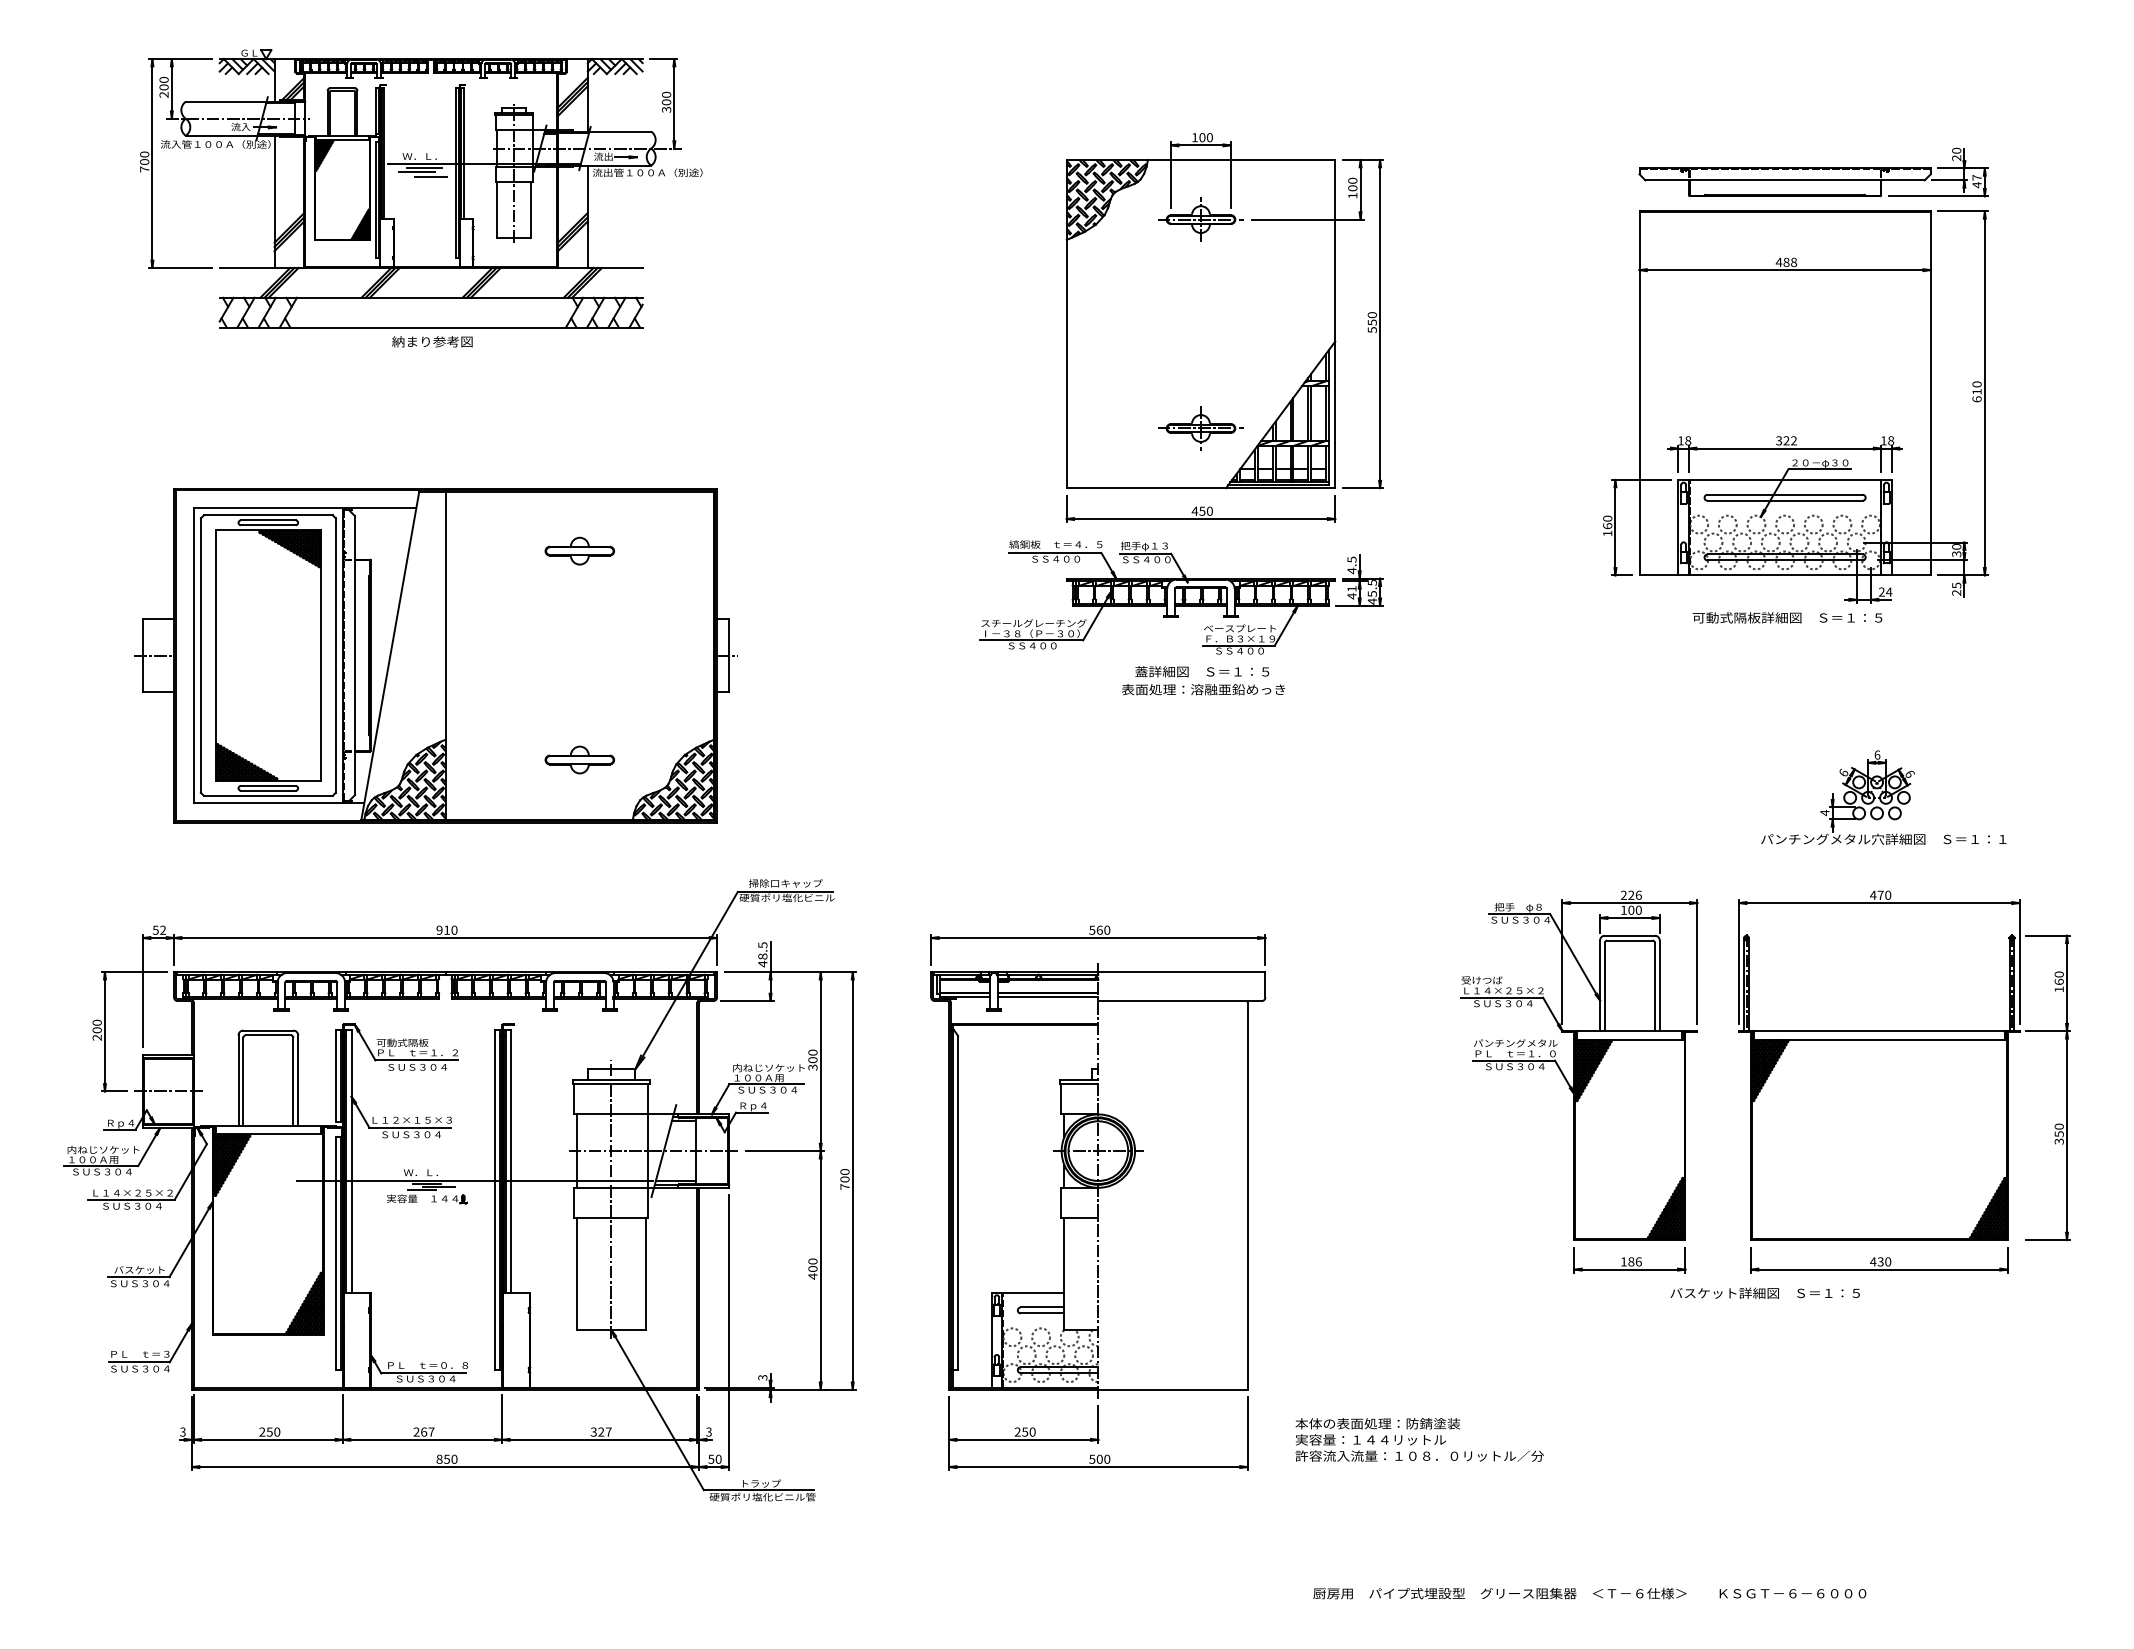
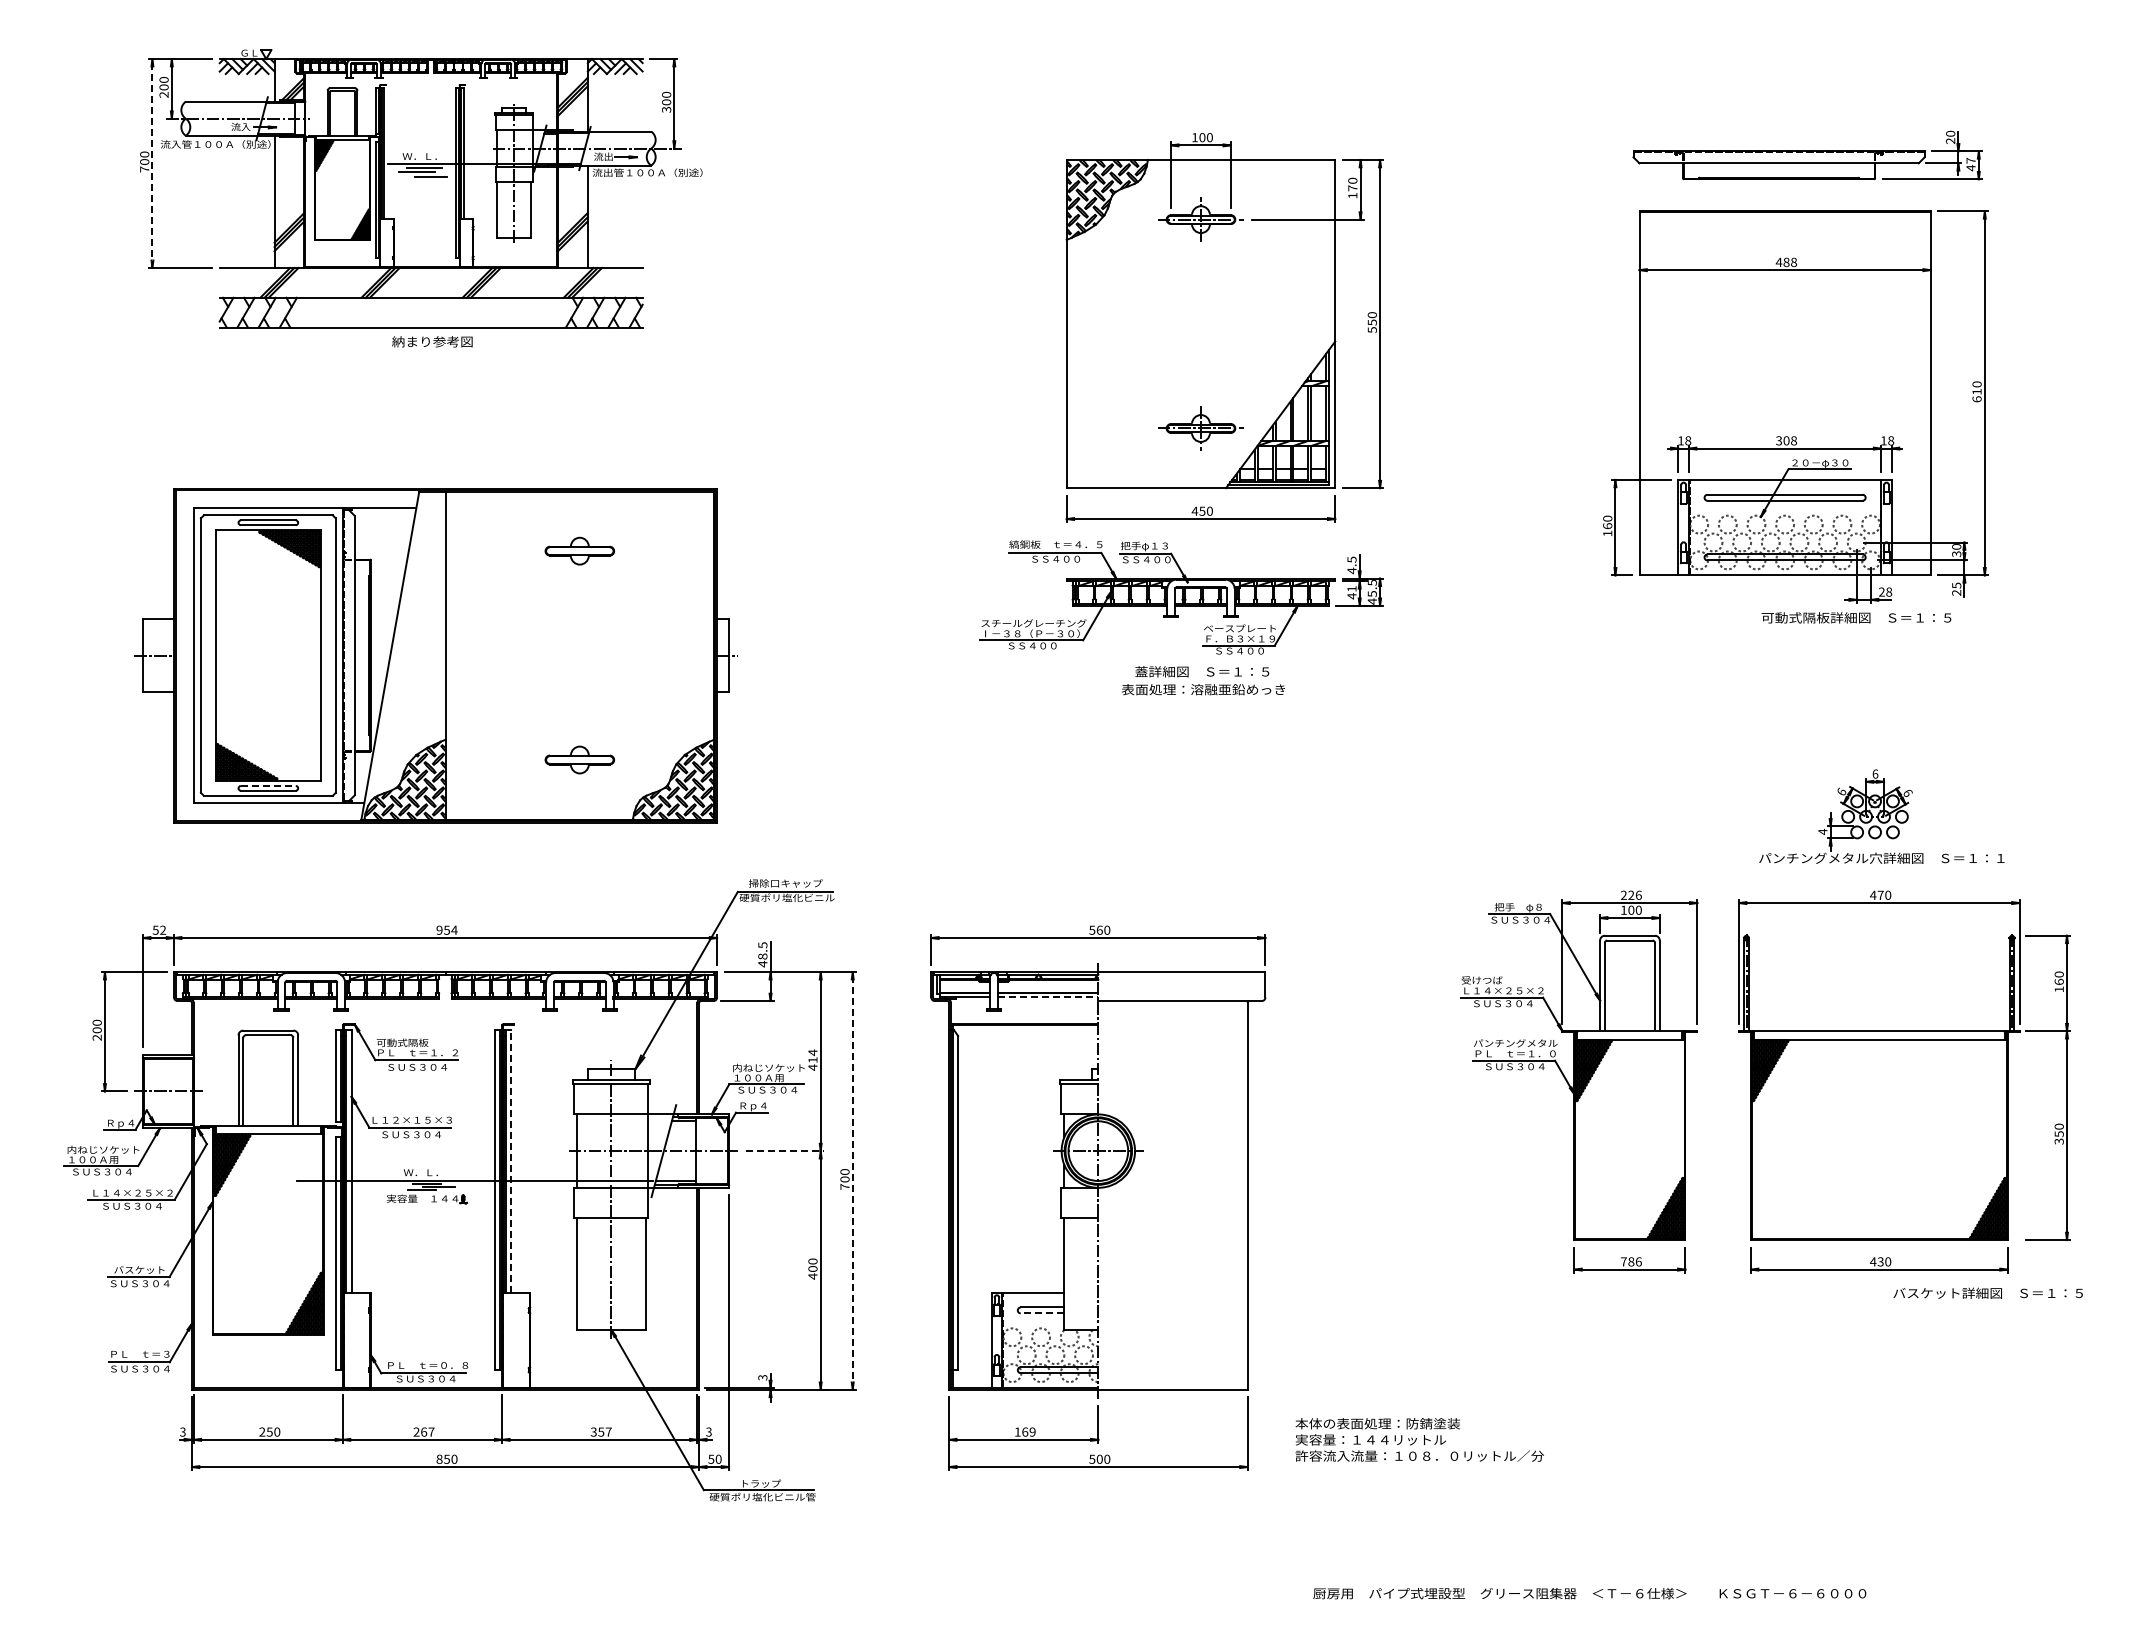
line: solid -> dashed (152, 163)
part position: (1813, 172) -> (1807, 155) (1807, 155)
text: 100 -> 170 (1352, 188)
text: 322 -> 308 (1790, 440)
text: 24 -> 28 (1889, 591)
text position: (1787, 617) -> (1856, 617) (1856, 617)
line: solid -> dashed (268, 785)
part position: (1883, 797) -> (1881, 816) (1881, 816)
text: 910 -> 954 (450, 929)
line: solid -> dashed (1048, 997)
text: 300 -> 414 (812, 1059)
line: solid -> dashed (784, 1151)
line: solid -> dashed (510, 1160)
line: solid -> dashed (852, 1180)
text: 186 -> 786 (1623, 1261)
text position: (1764, 1292) -> (1987, 1292) (1987, 1292)
line: solid -> dashed (1042, 1313)
text: 327 -> 357 (601, 1431)
text: 250 -> 169 (1024, 1431)
